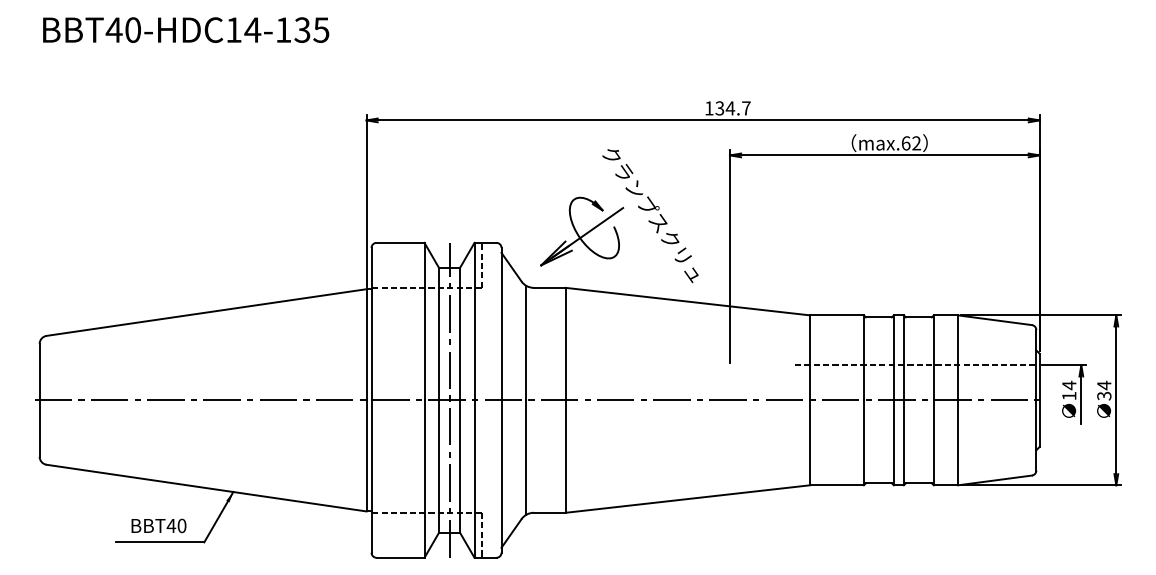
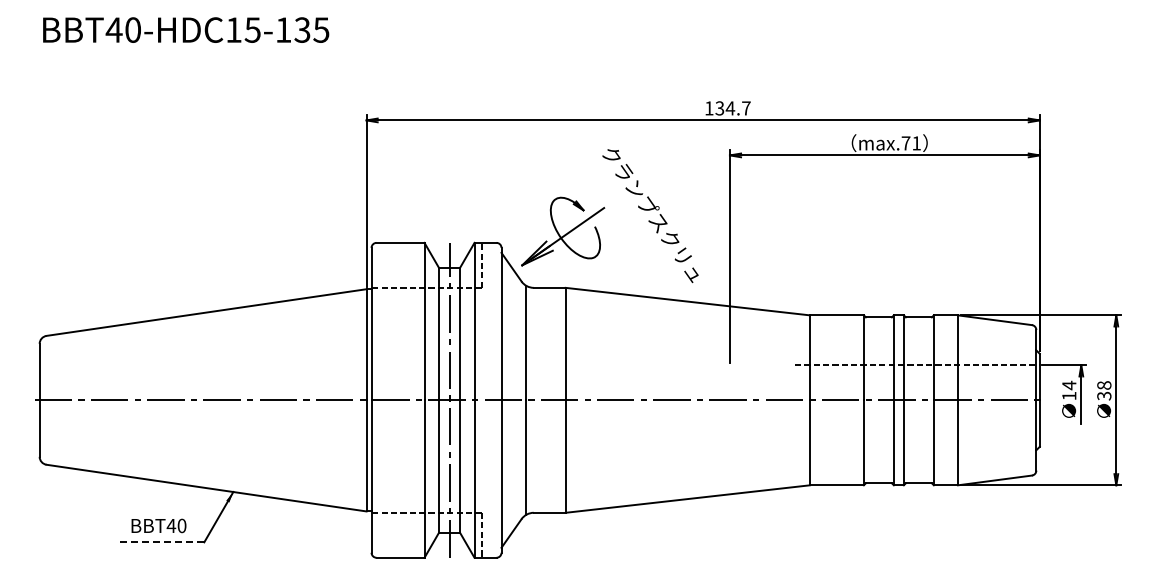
text: BBT40-HDC14-135 -> BBT40-HDC15-135 (252, 29)
text: max.62 -> max.71 (910, 143)
part position: (582, 231) -> (563, 231) (563, 231)
text: 34 -> 38 (1104, 385)
line: solid -> dashed (159, 542)
